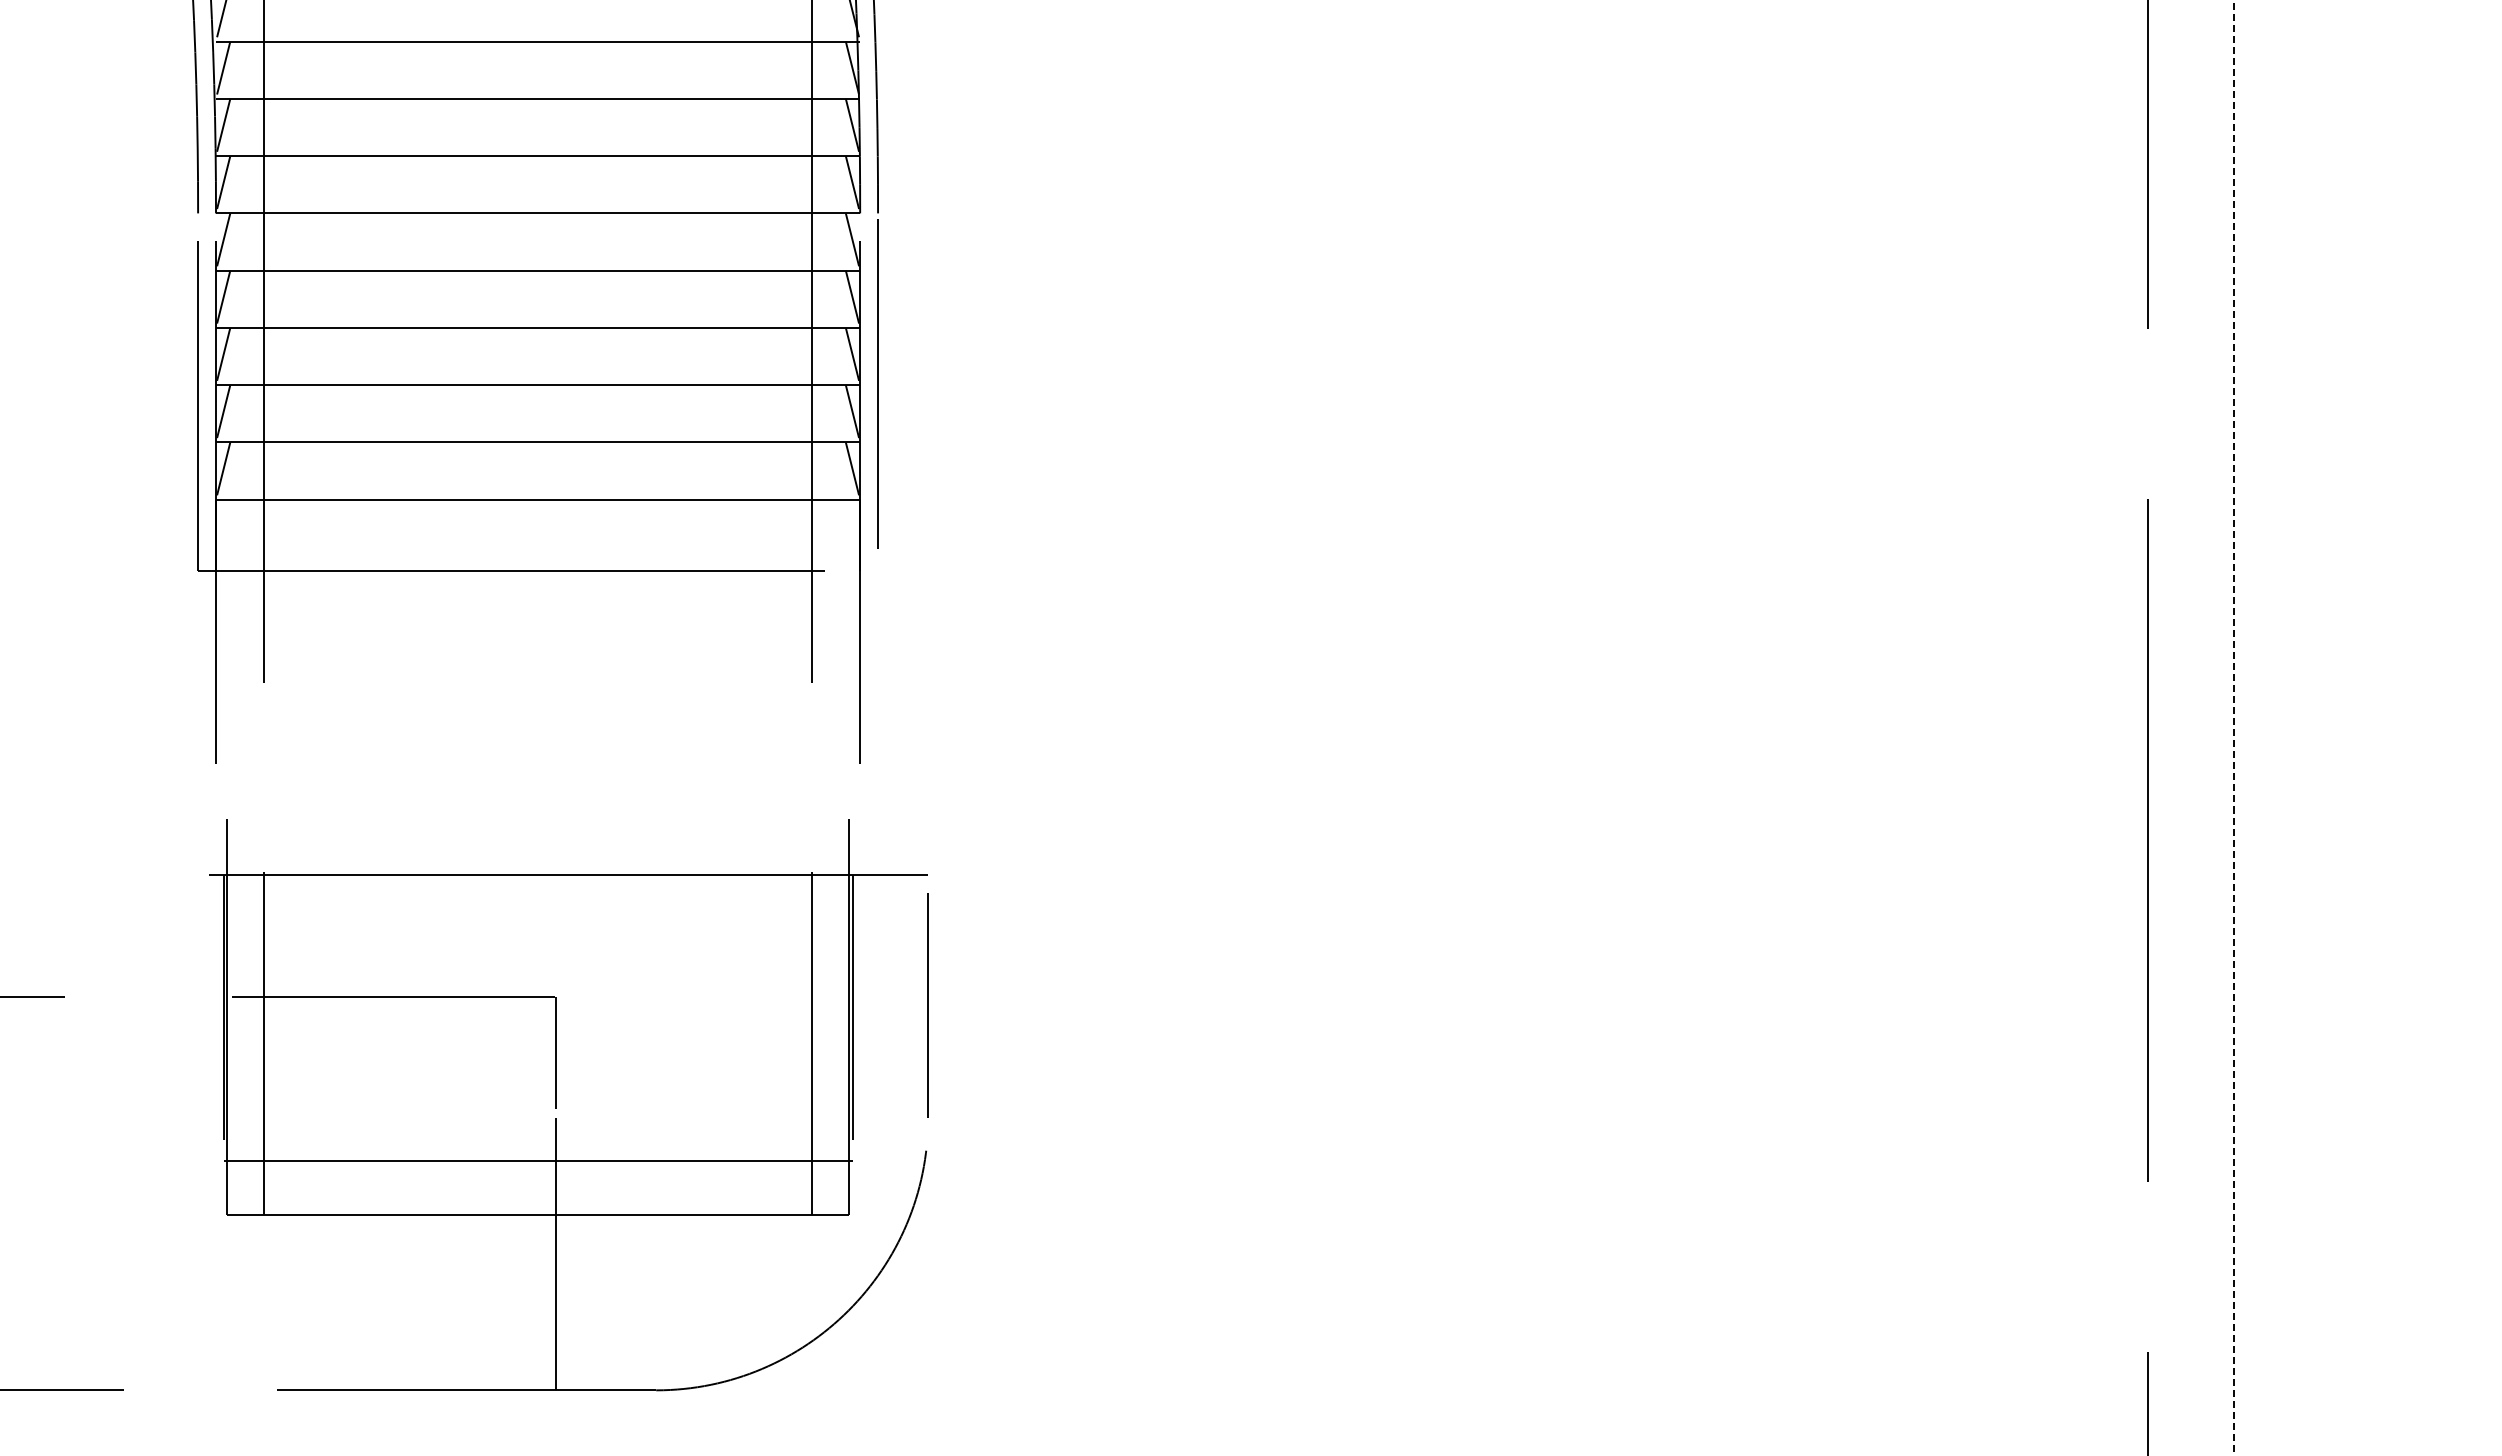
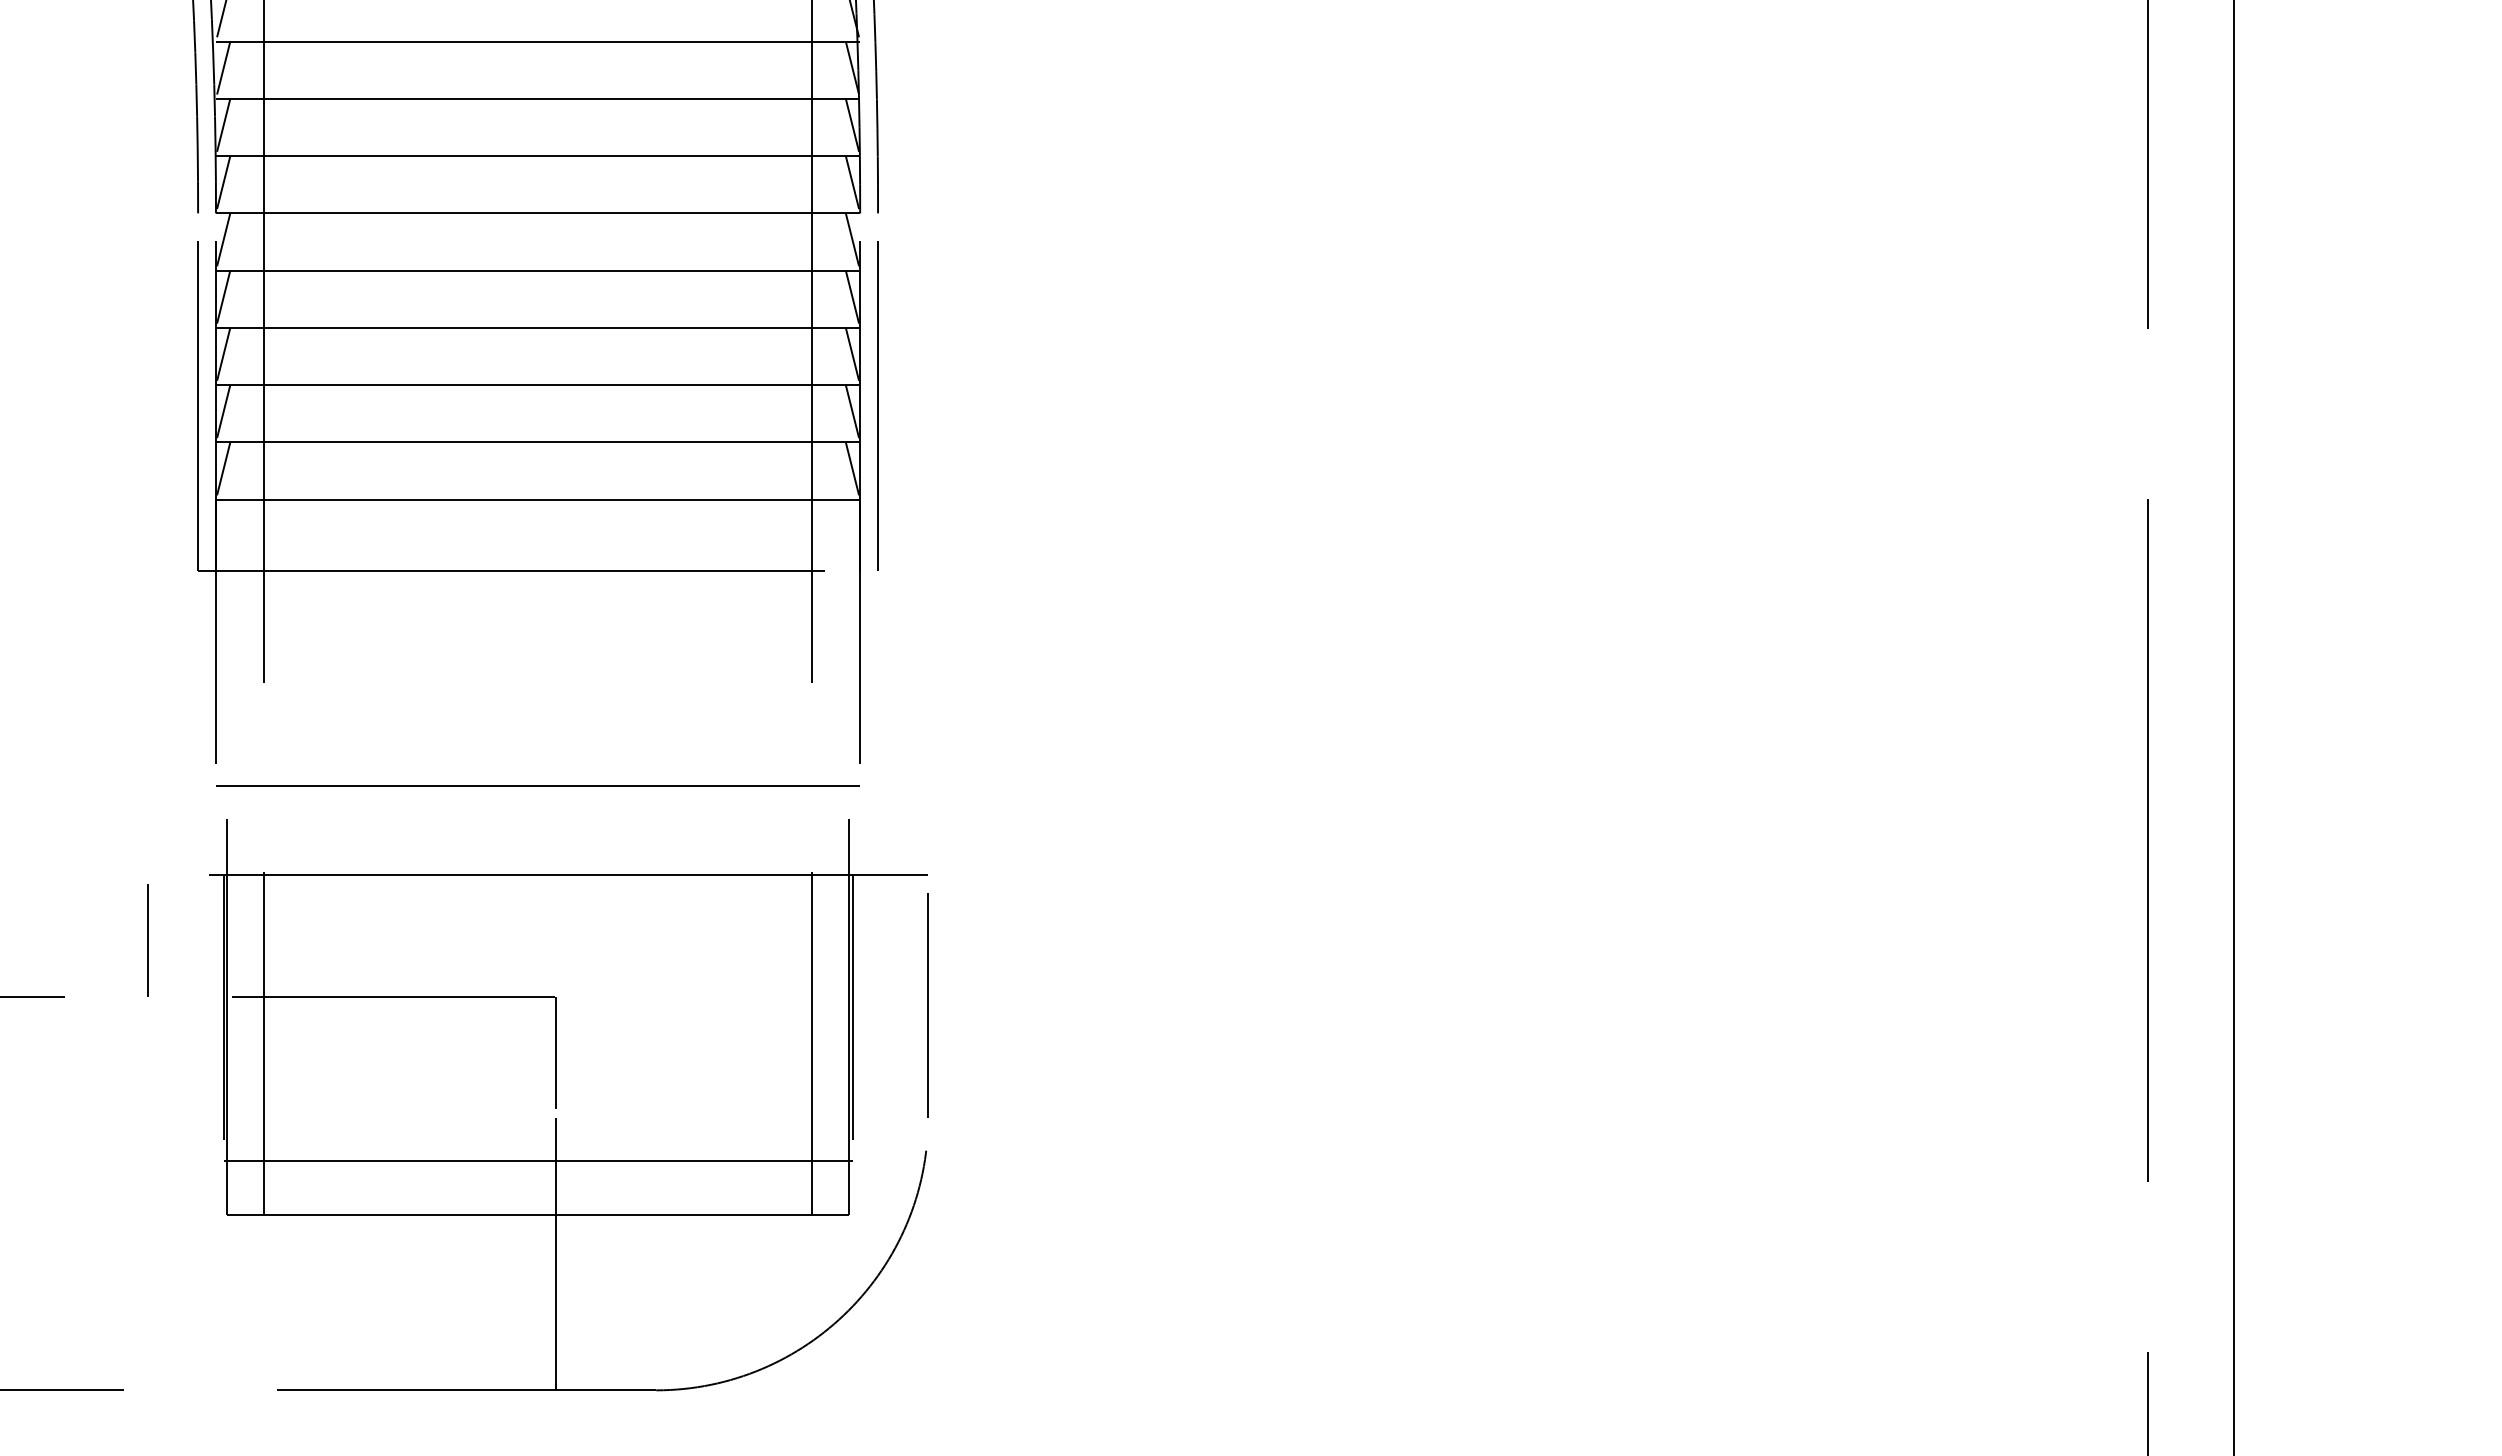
line position: (877, 383) -> (877, 405) (877, 405)
line: dashed -> solid (2234, 728)
line: none -> present (538, 785)
line: none -> present (148, 935)
